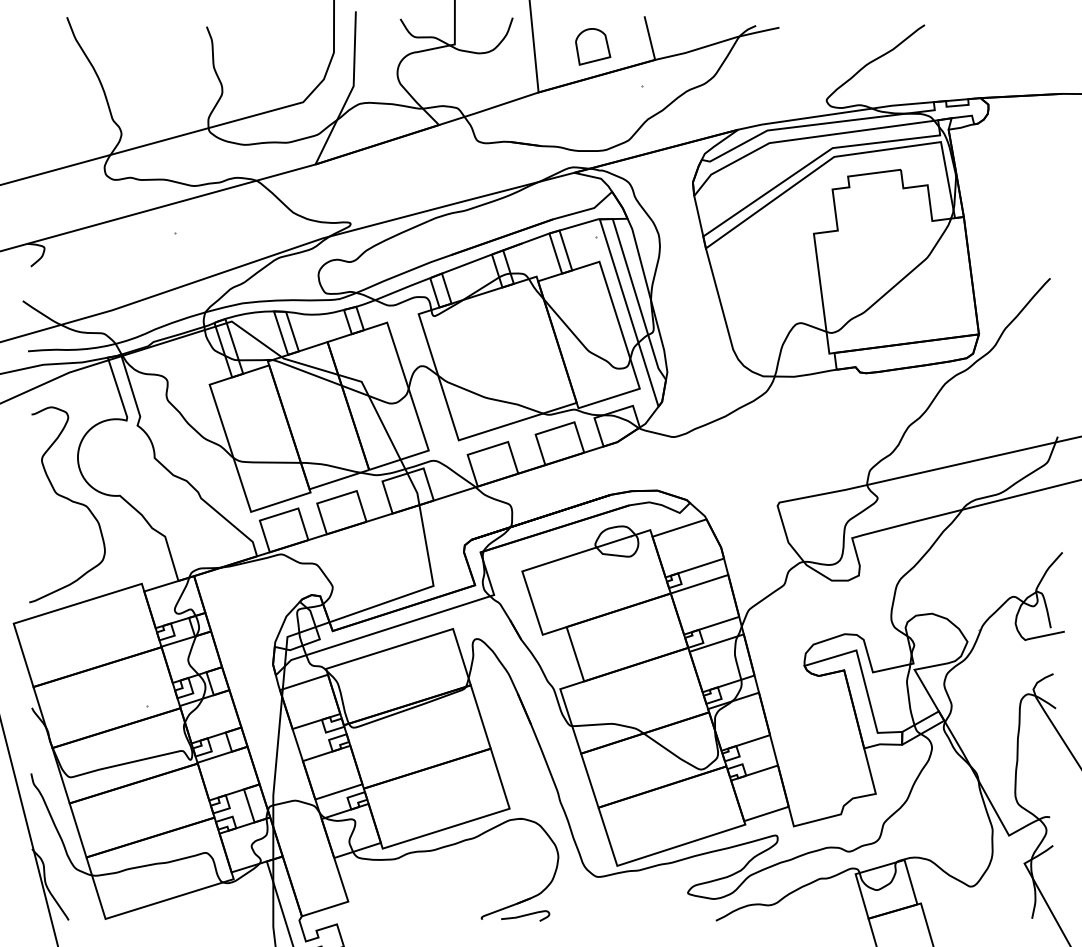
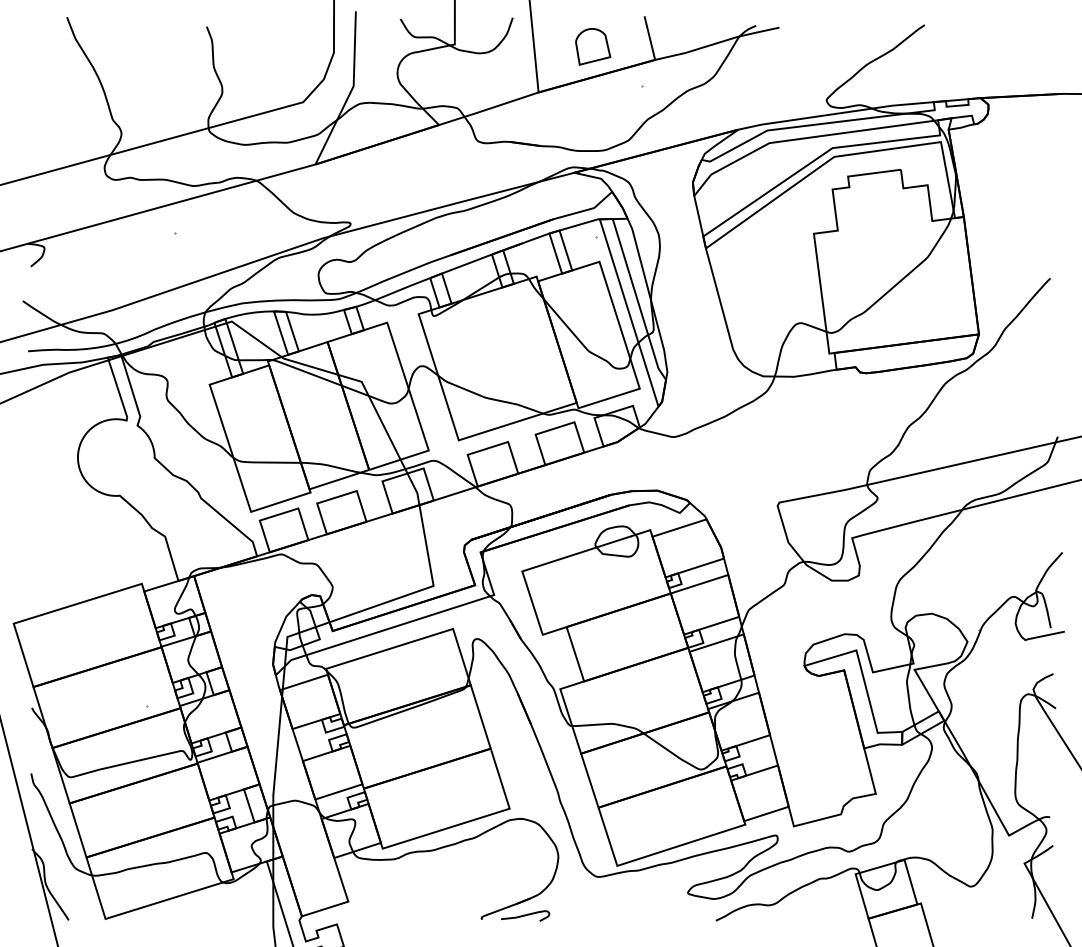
curve: present -> none (68, 500)
